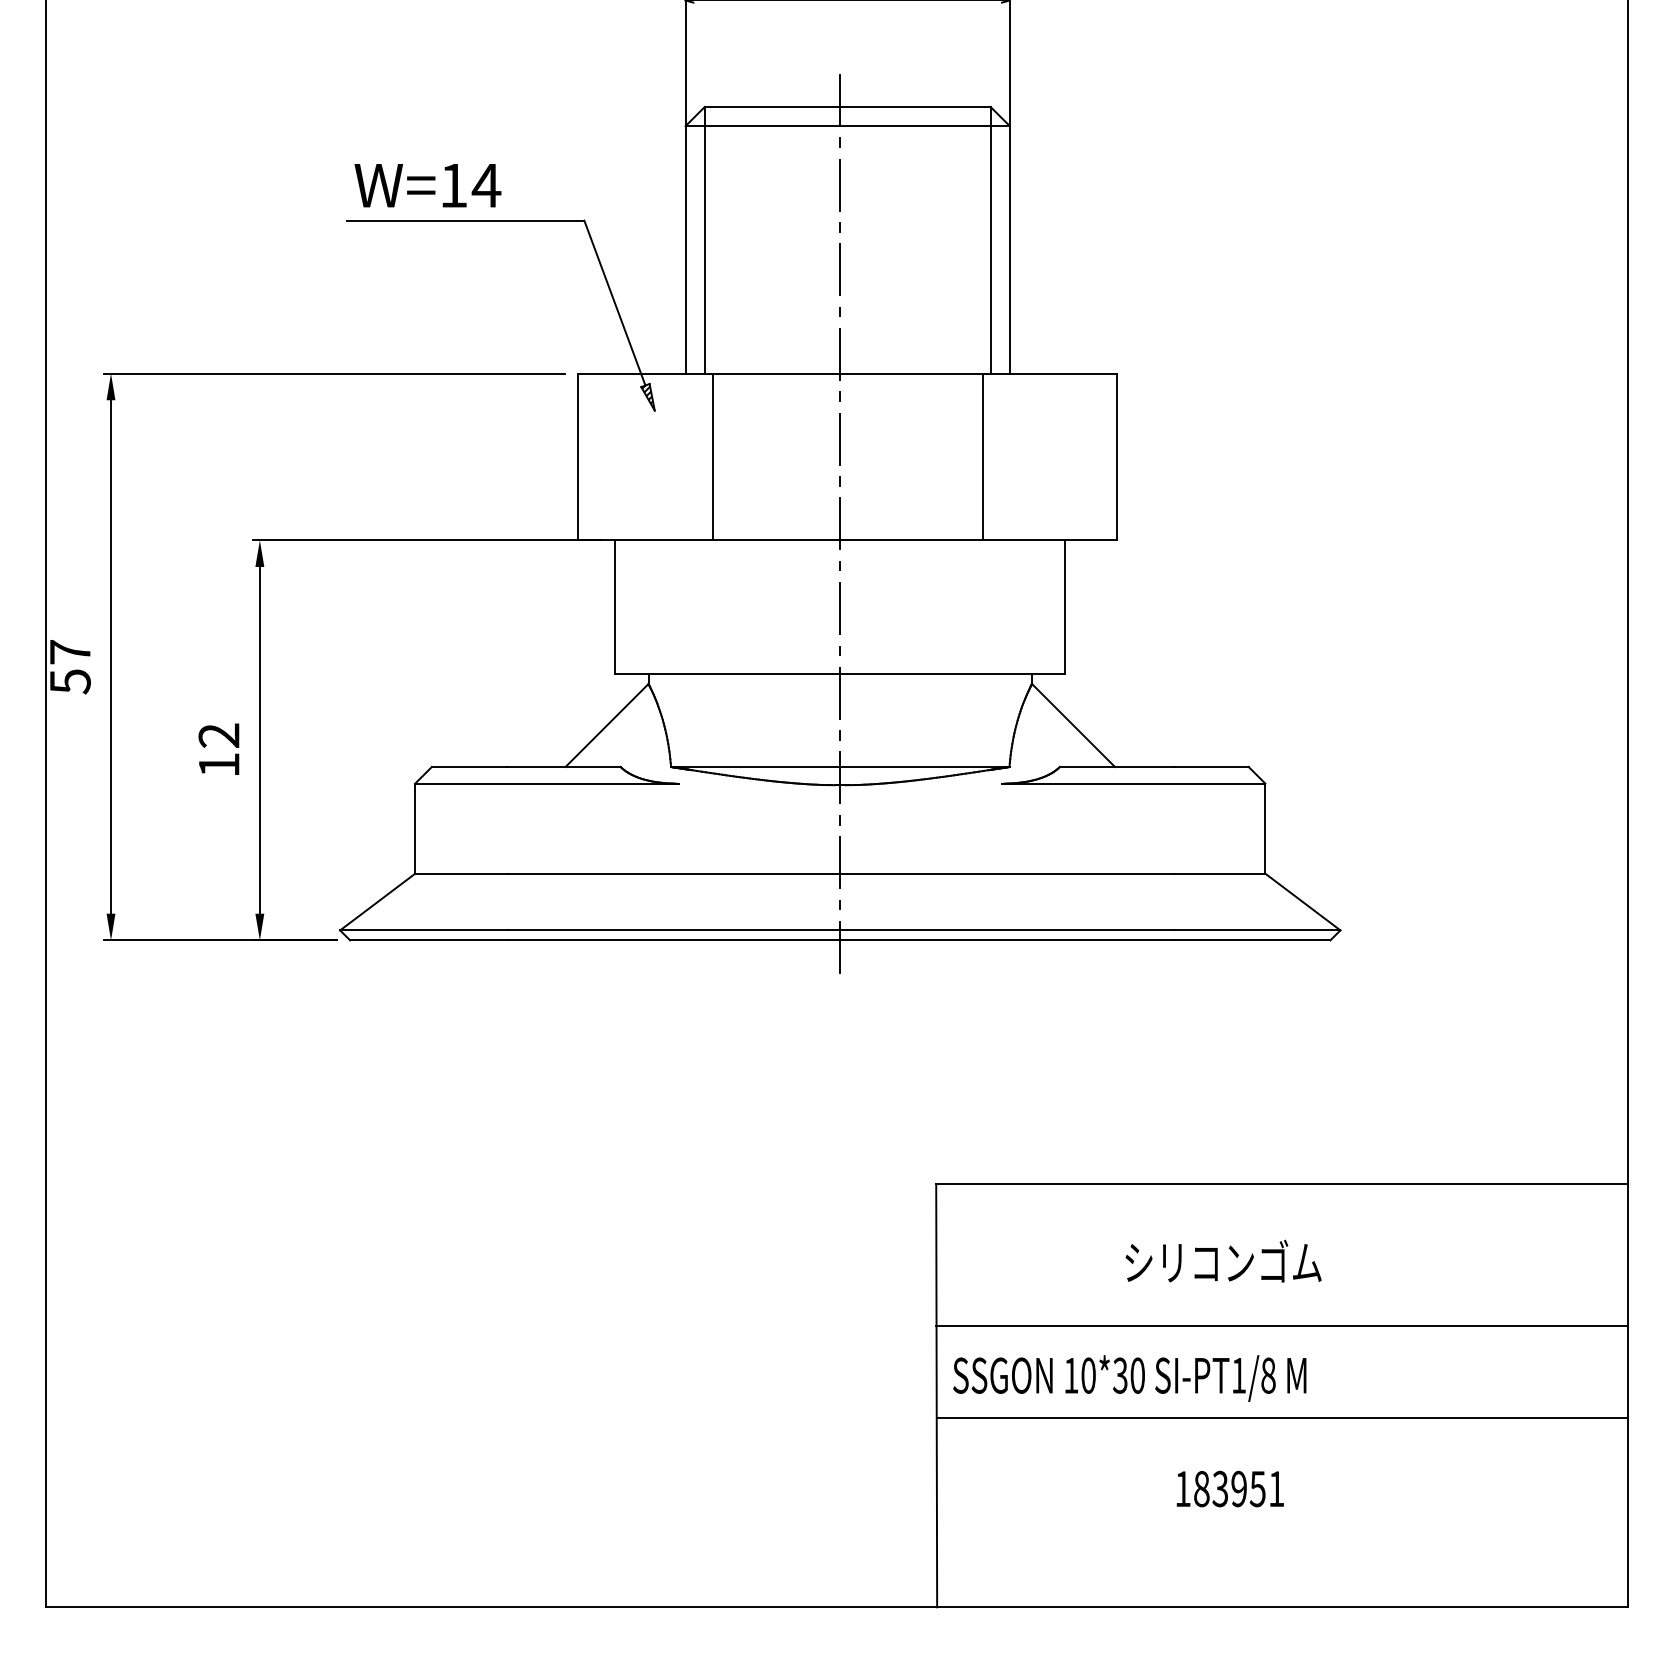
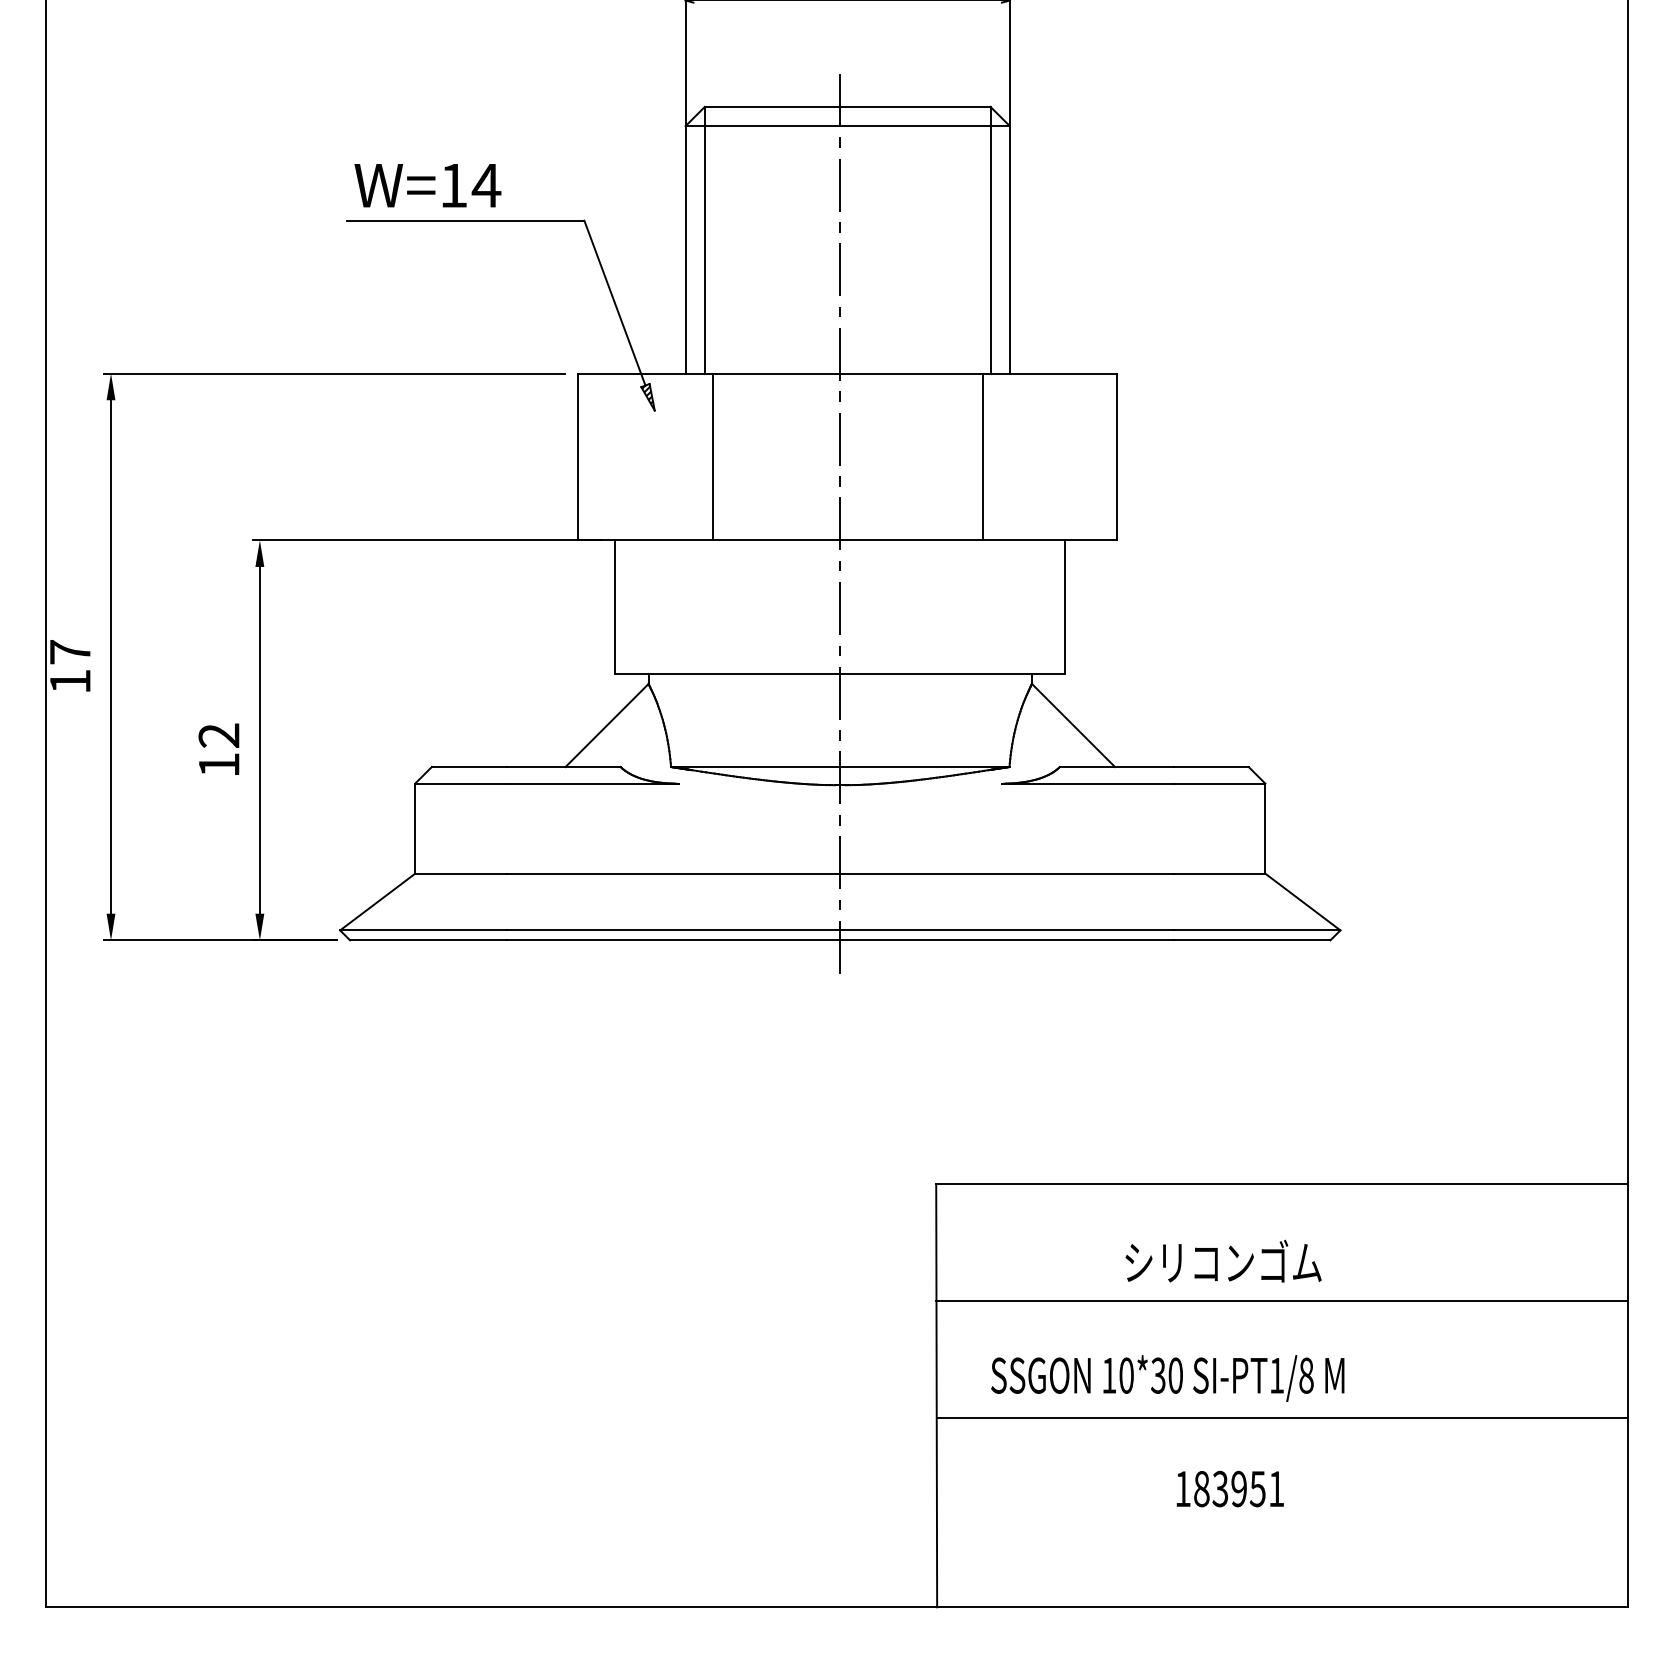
text: 57 -> 17 (70, 681)
line position: (1281, 1325) -> (1281, 1300) (1281, 1300)
text position: (1129, 1378) -> (1167, 1378) (1167, 1378)
